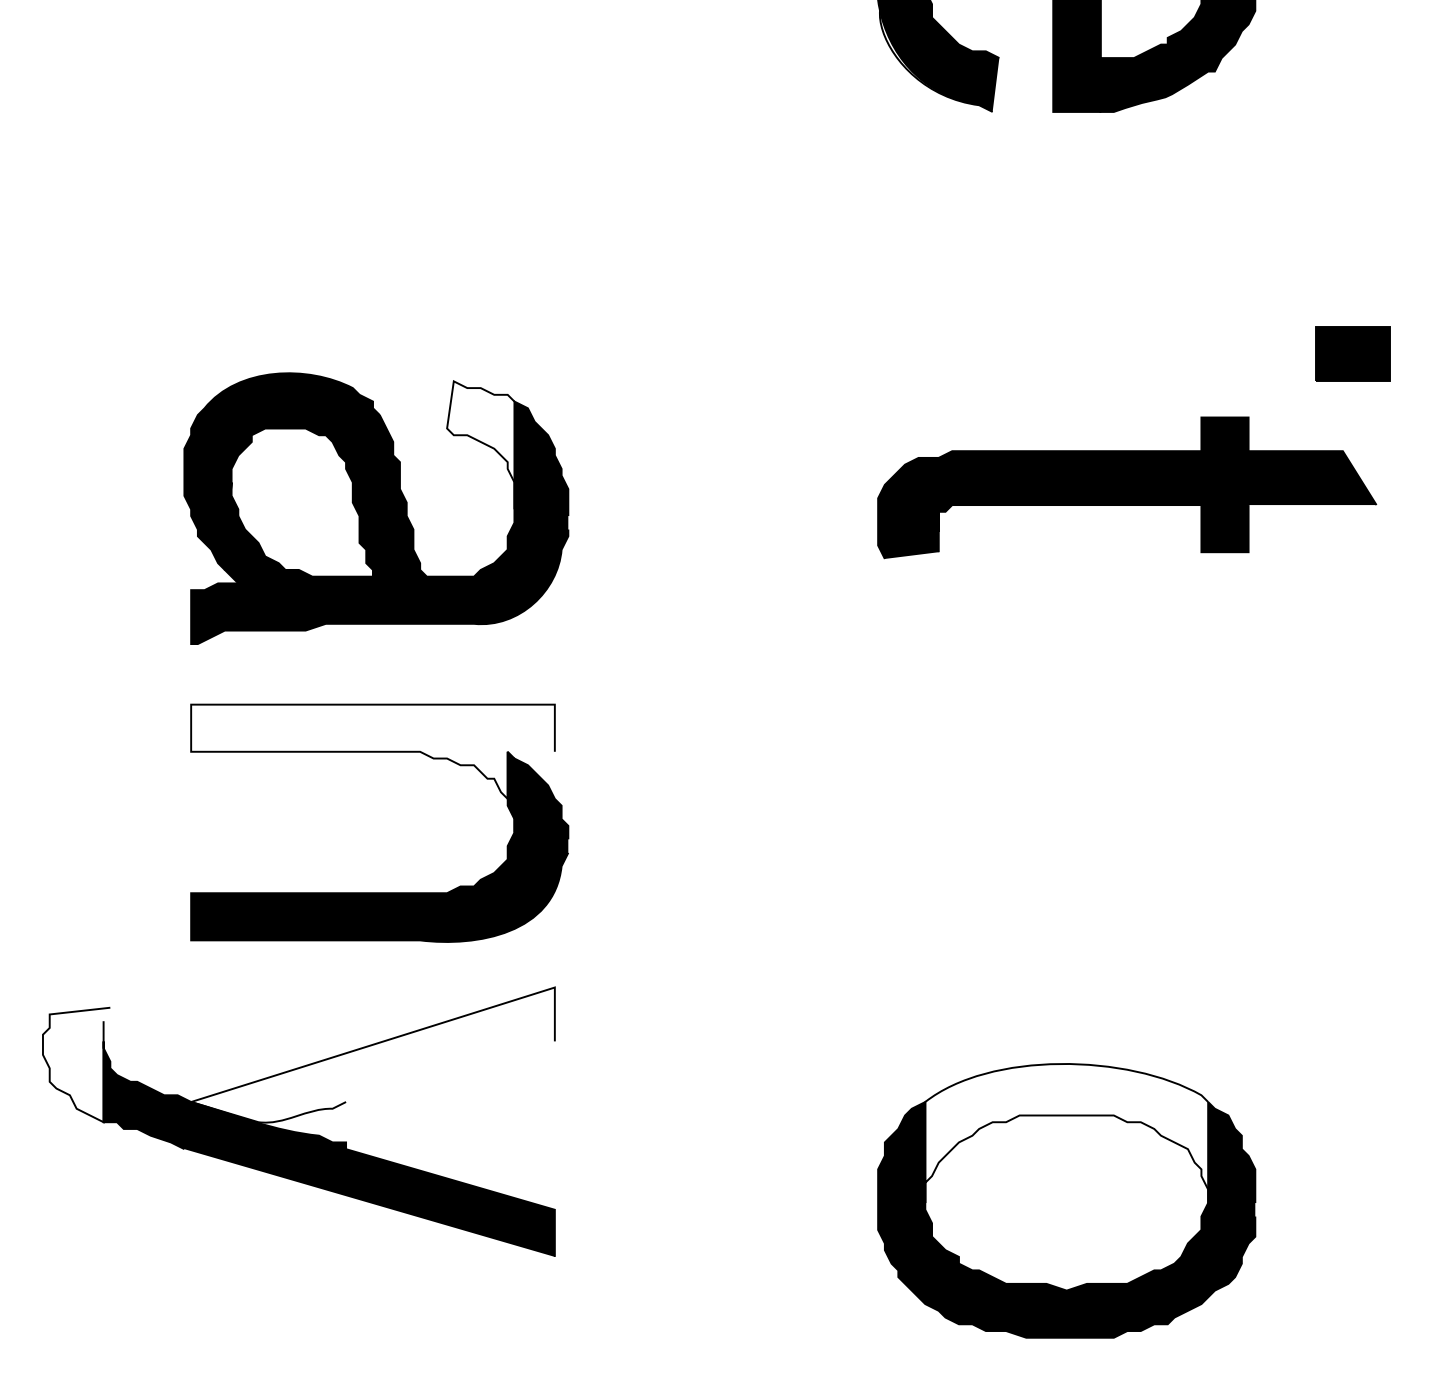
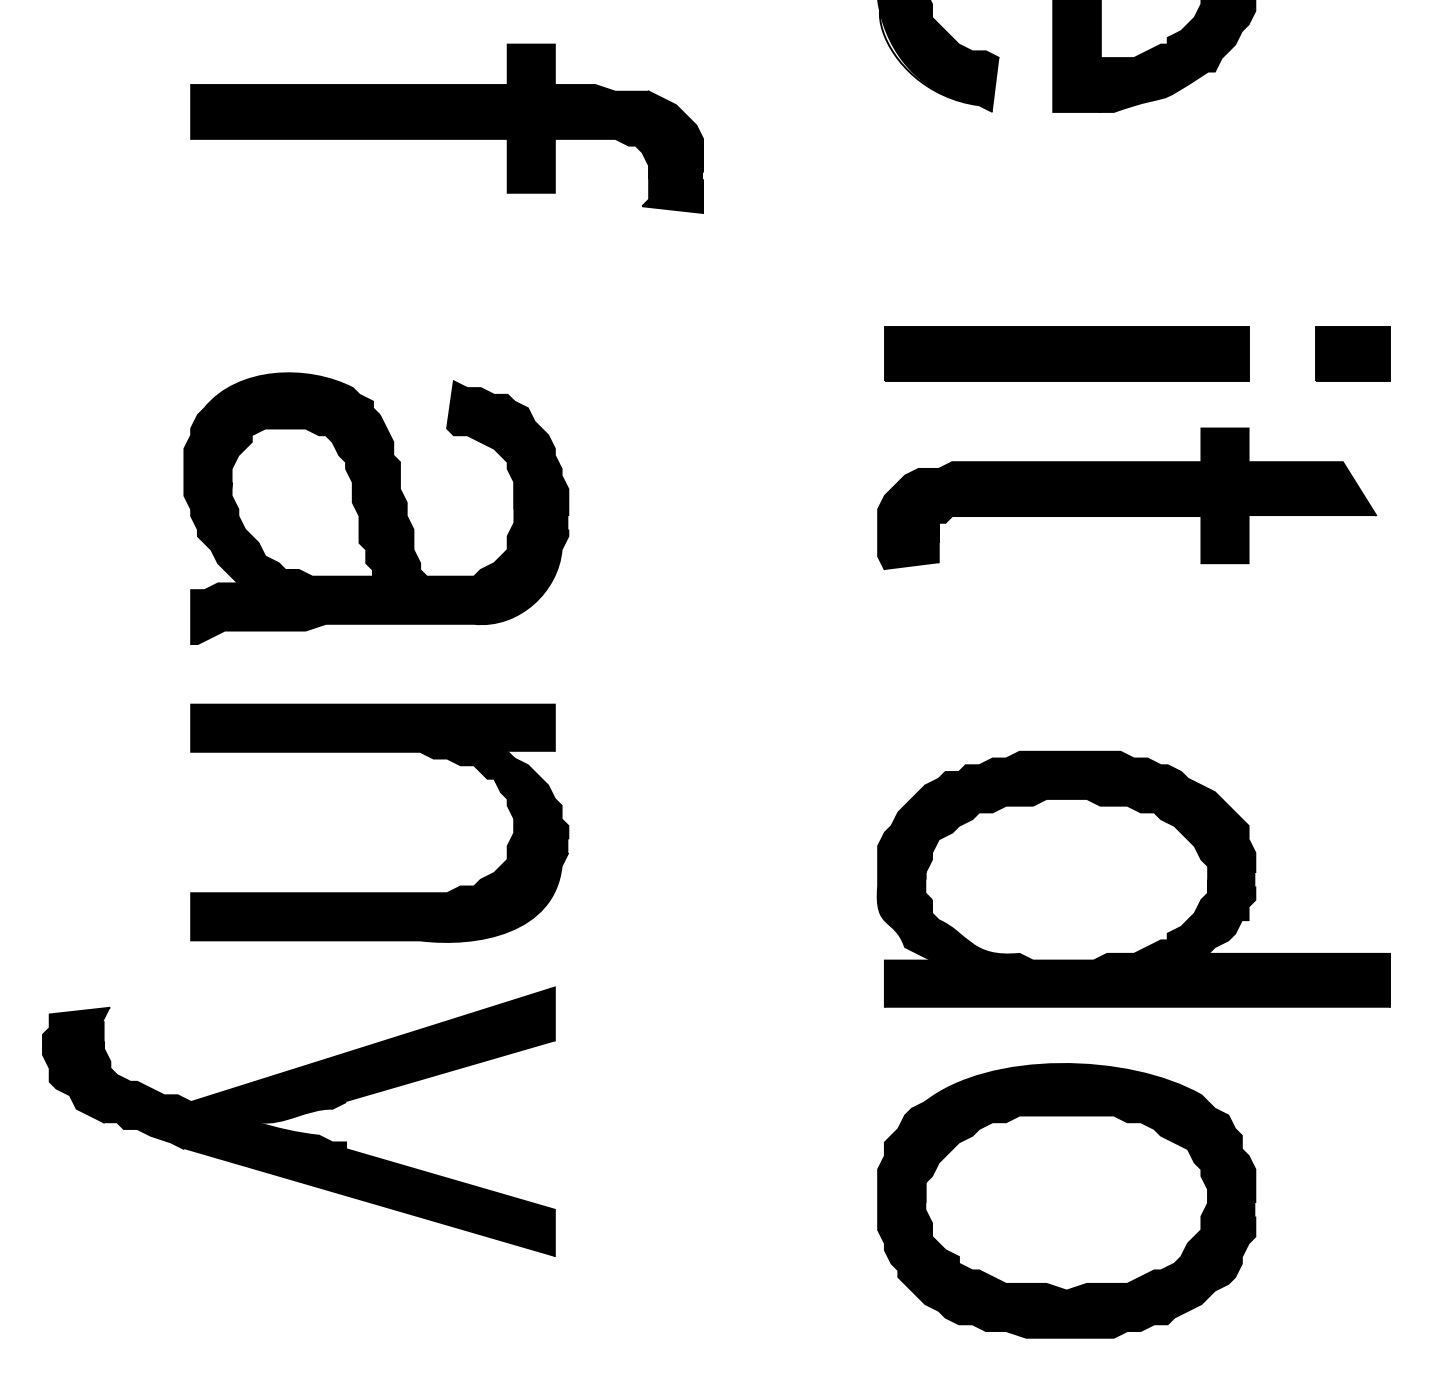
part: none -> present (446, 128)
part: none -> present (1066, 353)
fill: none -> present (480, 445)
part position: (1127, 487) -> (1127, 498) (1127, 498)
fill: none -> present (372, 751)
part: none -> present (1133, 878)
fill: none -> present (372, 1054)
fill: none -> present (76, 1064)
fill: none -> present (1066, 1133)
